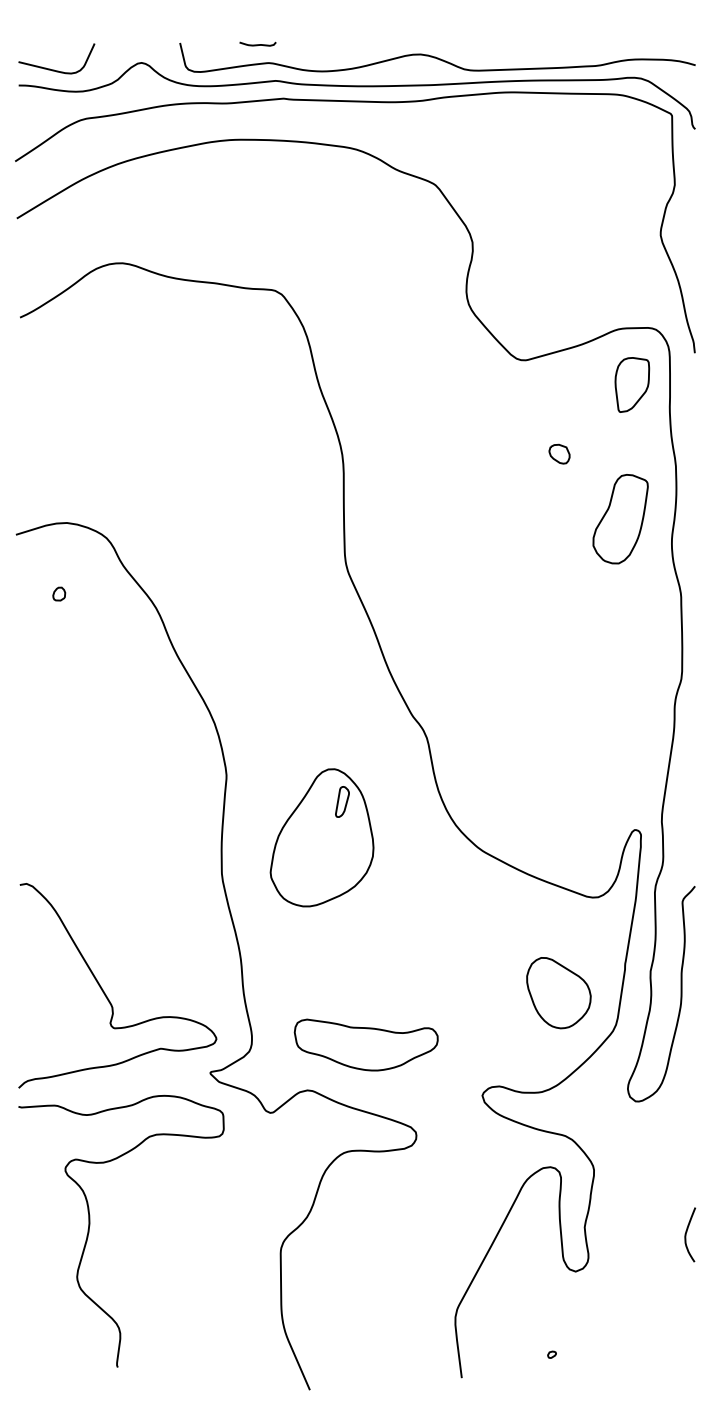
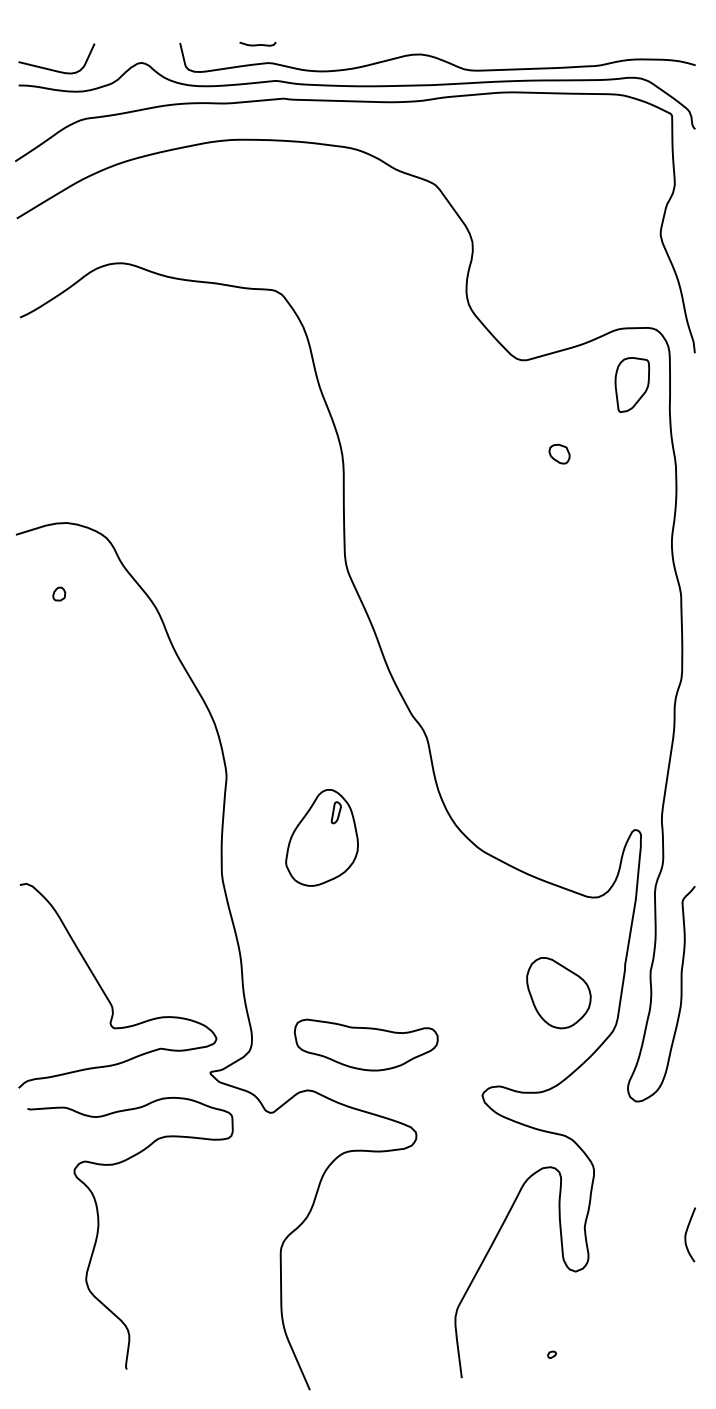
part: present -> none (620, 519)
part size: 106x140 px -> 74x98 px (321, 837)
curve position: (90, 1225) -> (99, 1227) (99, 1227)
